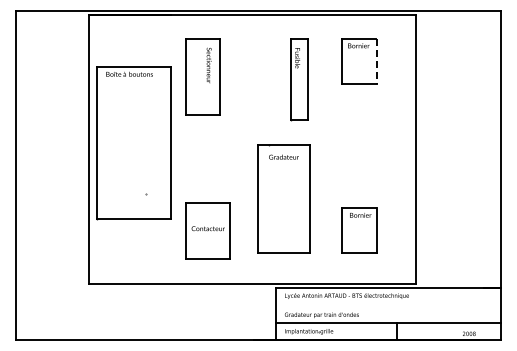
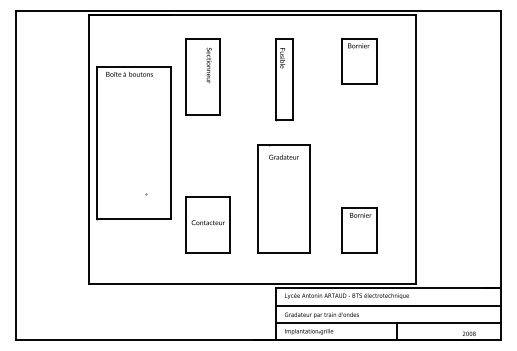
line: dashed -> solid (376, 61)
part position: (299, 79) -> (284, 79) (284, 79)
part position: (207, 230) -> (207, 224) (207, 224)
line: none -> present (388, 305)
